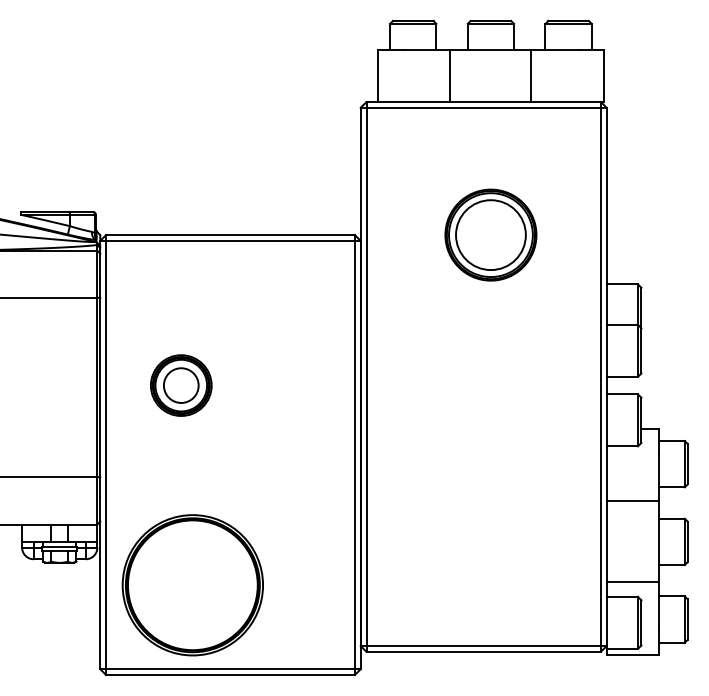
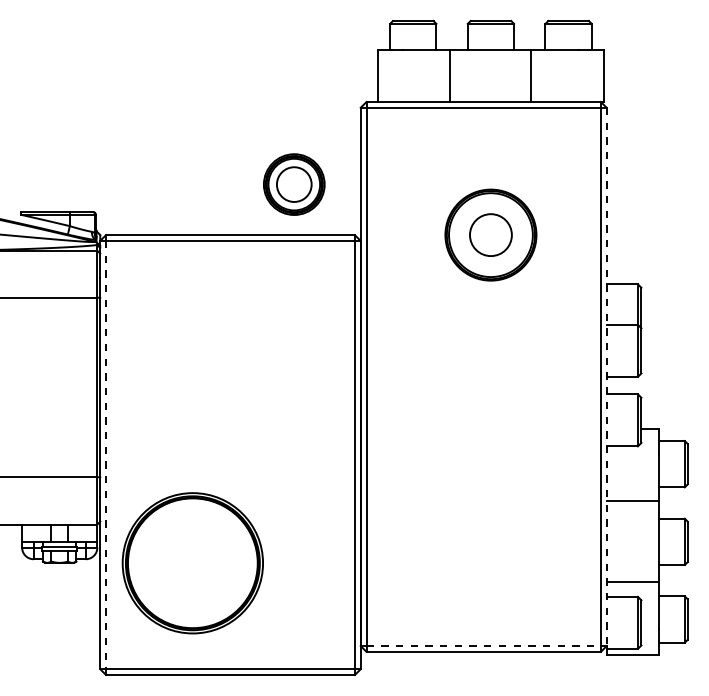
circle diameter: 70 px -> 42 px (490, 235)
line: solid -> dashed (606, 377)
part position: (181, 385) -> (294, 184) (294, 184)
line: solid -> dashed (106, 455)
part position: (192, 585) -> (192, 563) (192, 563)
line: solid -> dashed (484, 646)
